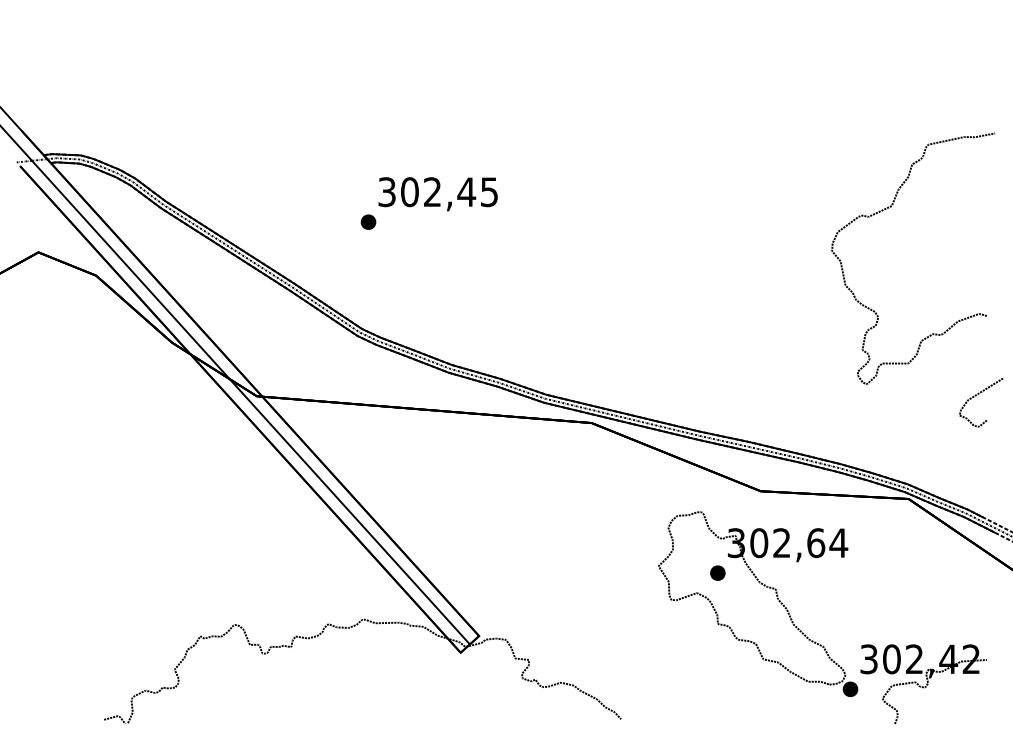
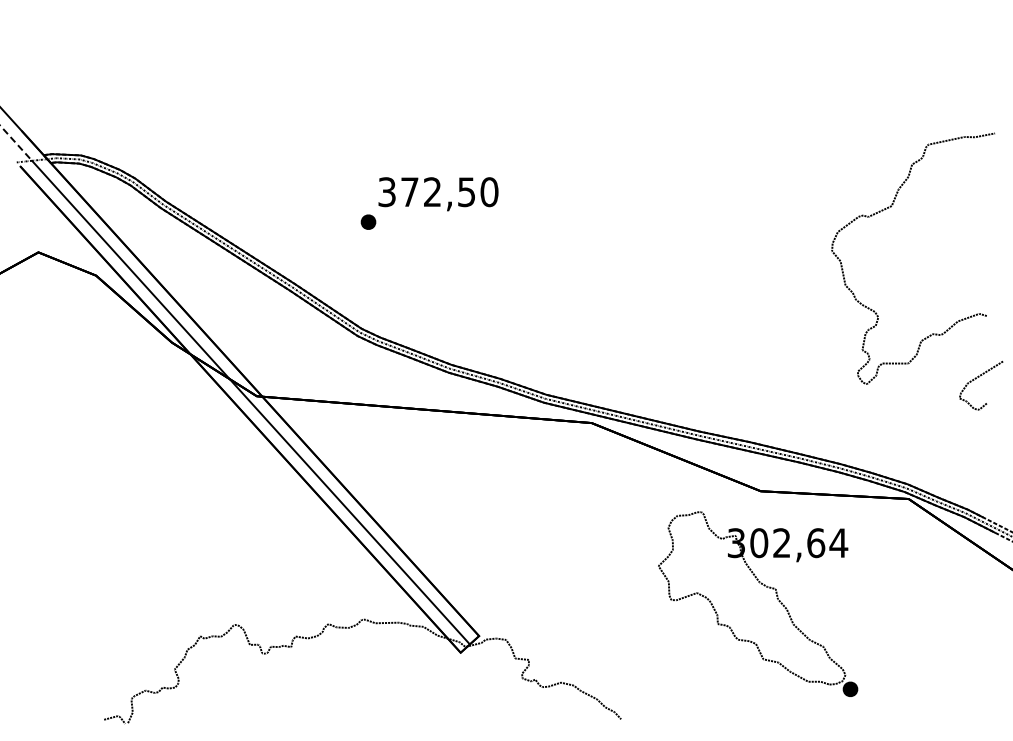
line: solid -> dashed (16, 143)
text: 302,45 -> 372,50 (449, 192)
curve position: (976, 396) -> (976, 379) (976, 379)
part: present -> none (717, 572)
part: present -> none (923, 684)
